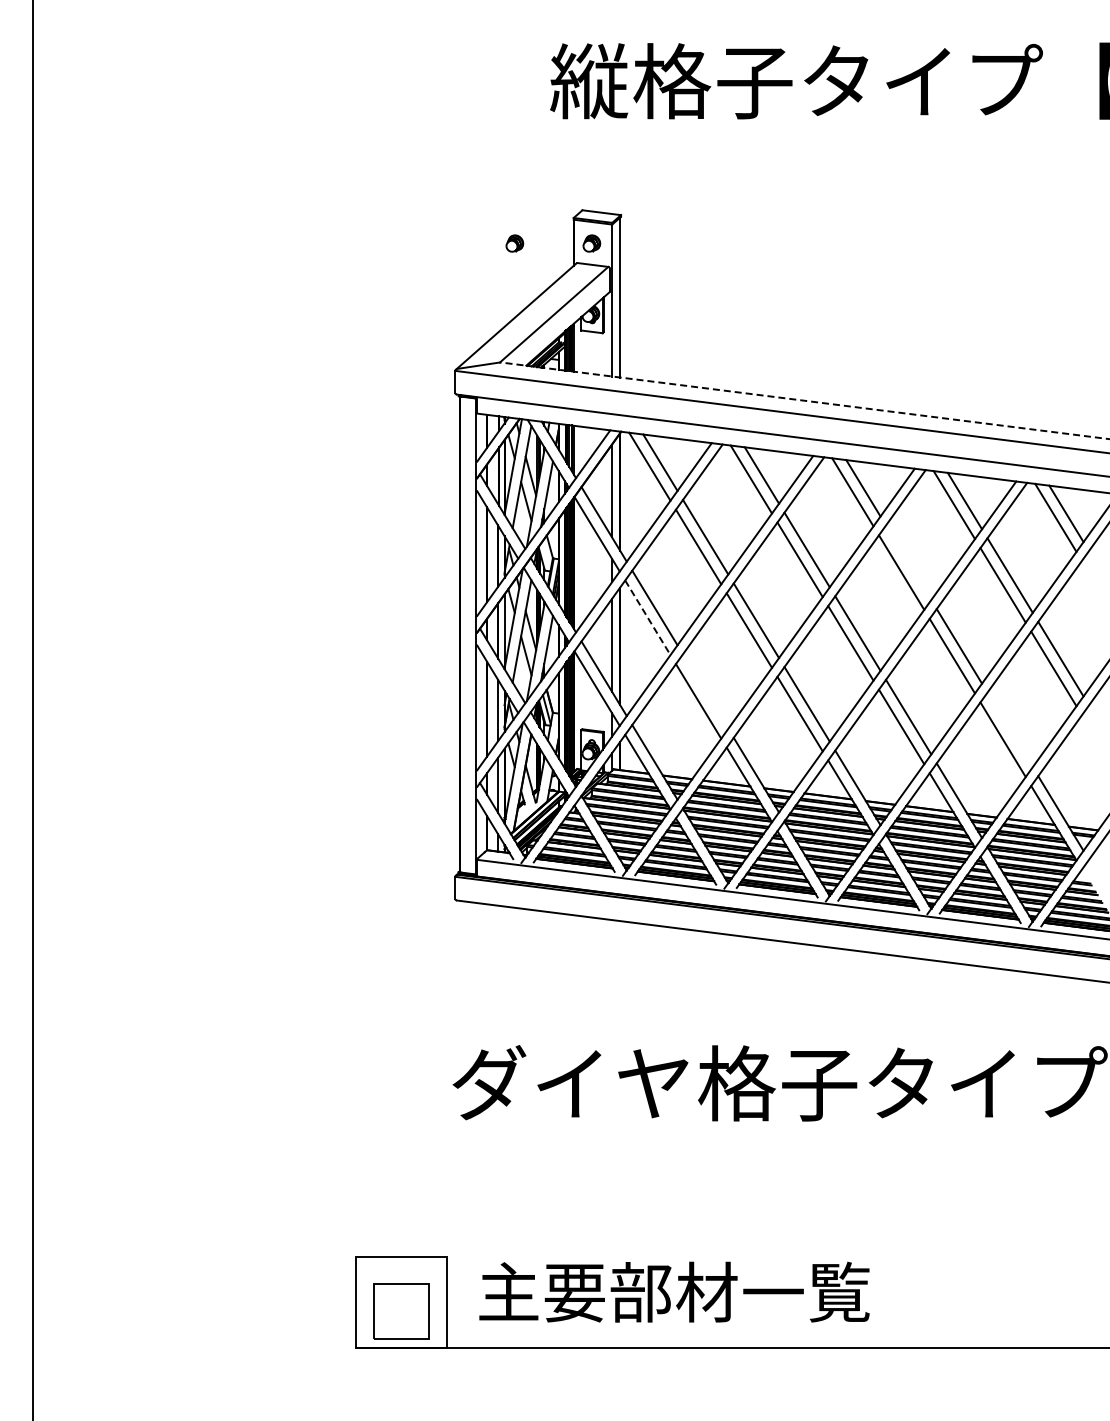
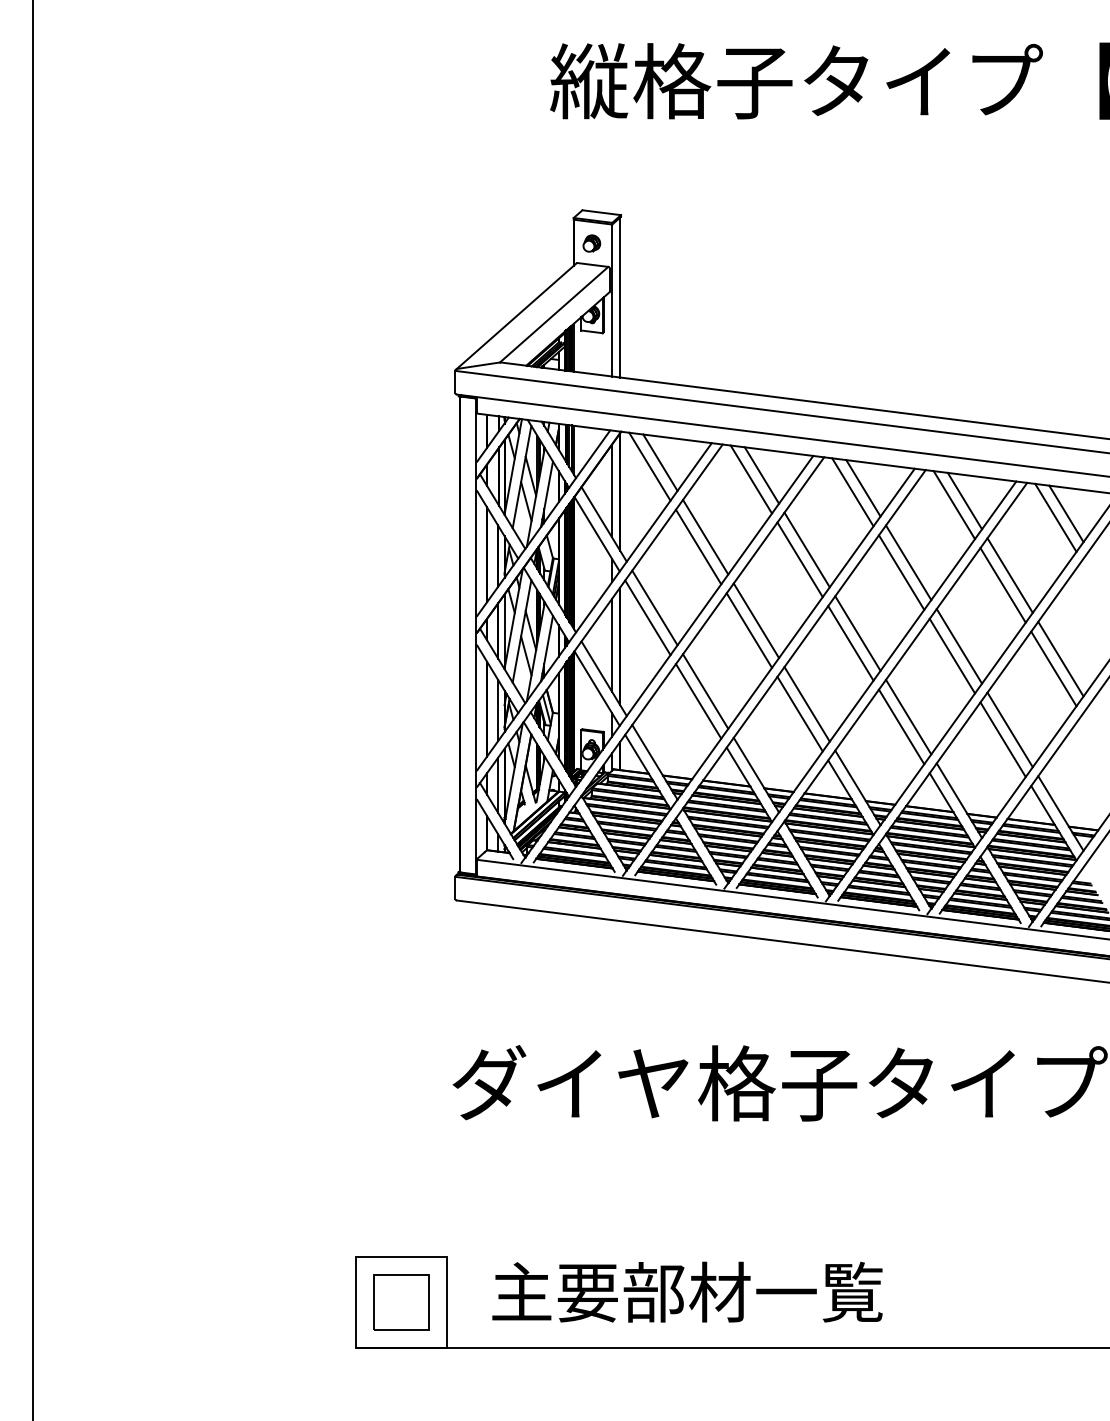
part: present -> none (514, 243)
line: dashed -> solid (805, 400)
line: none -> present (908, 562)
line: dashed -> solid (647, 617)
line: none -> present (705, 691)
line: none -> present (1009, 729)
text position: (674, 1291) -> (687, 1291) (687, 1291)
part position: (401, 1311) -> (401, 1302) (401, 1302)
